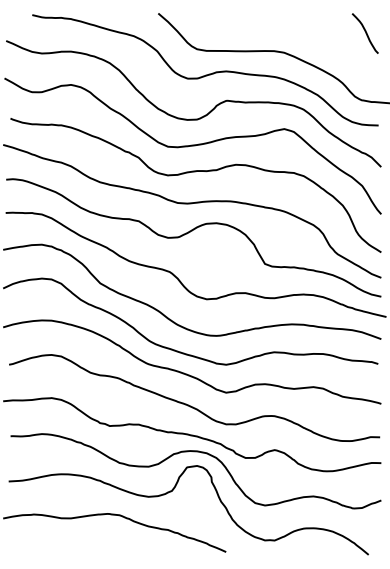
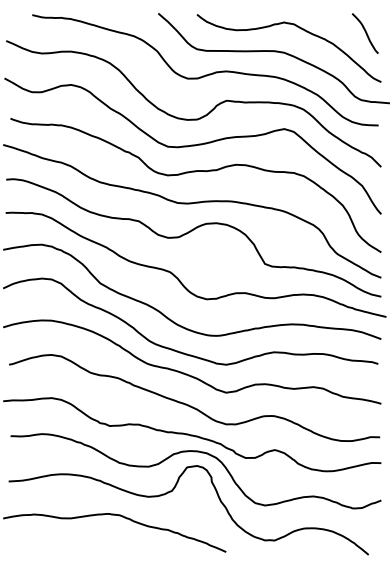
curve: none -> present (299, 28)
